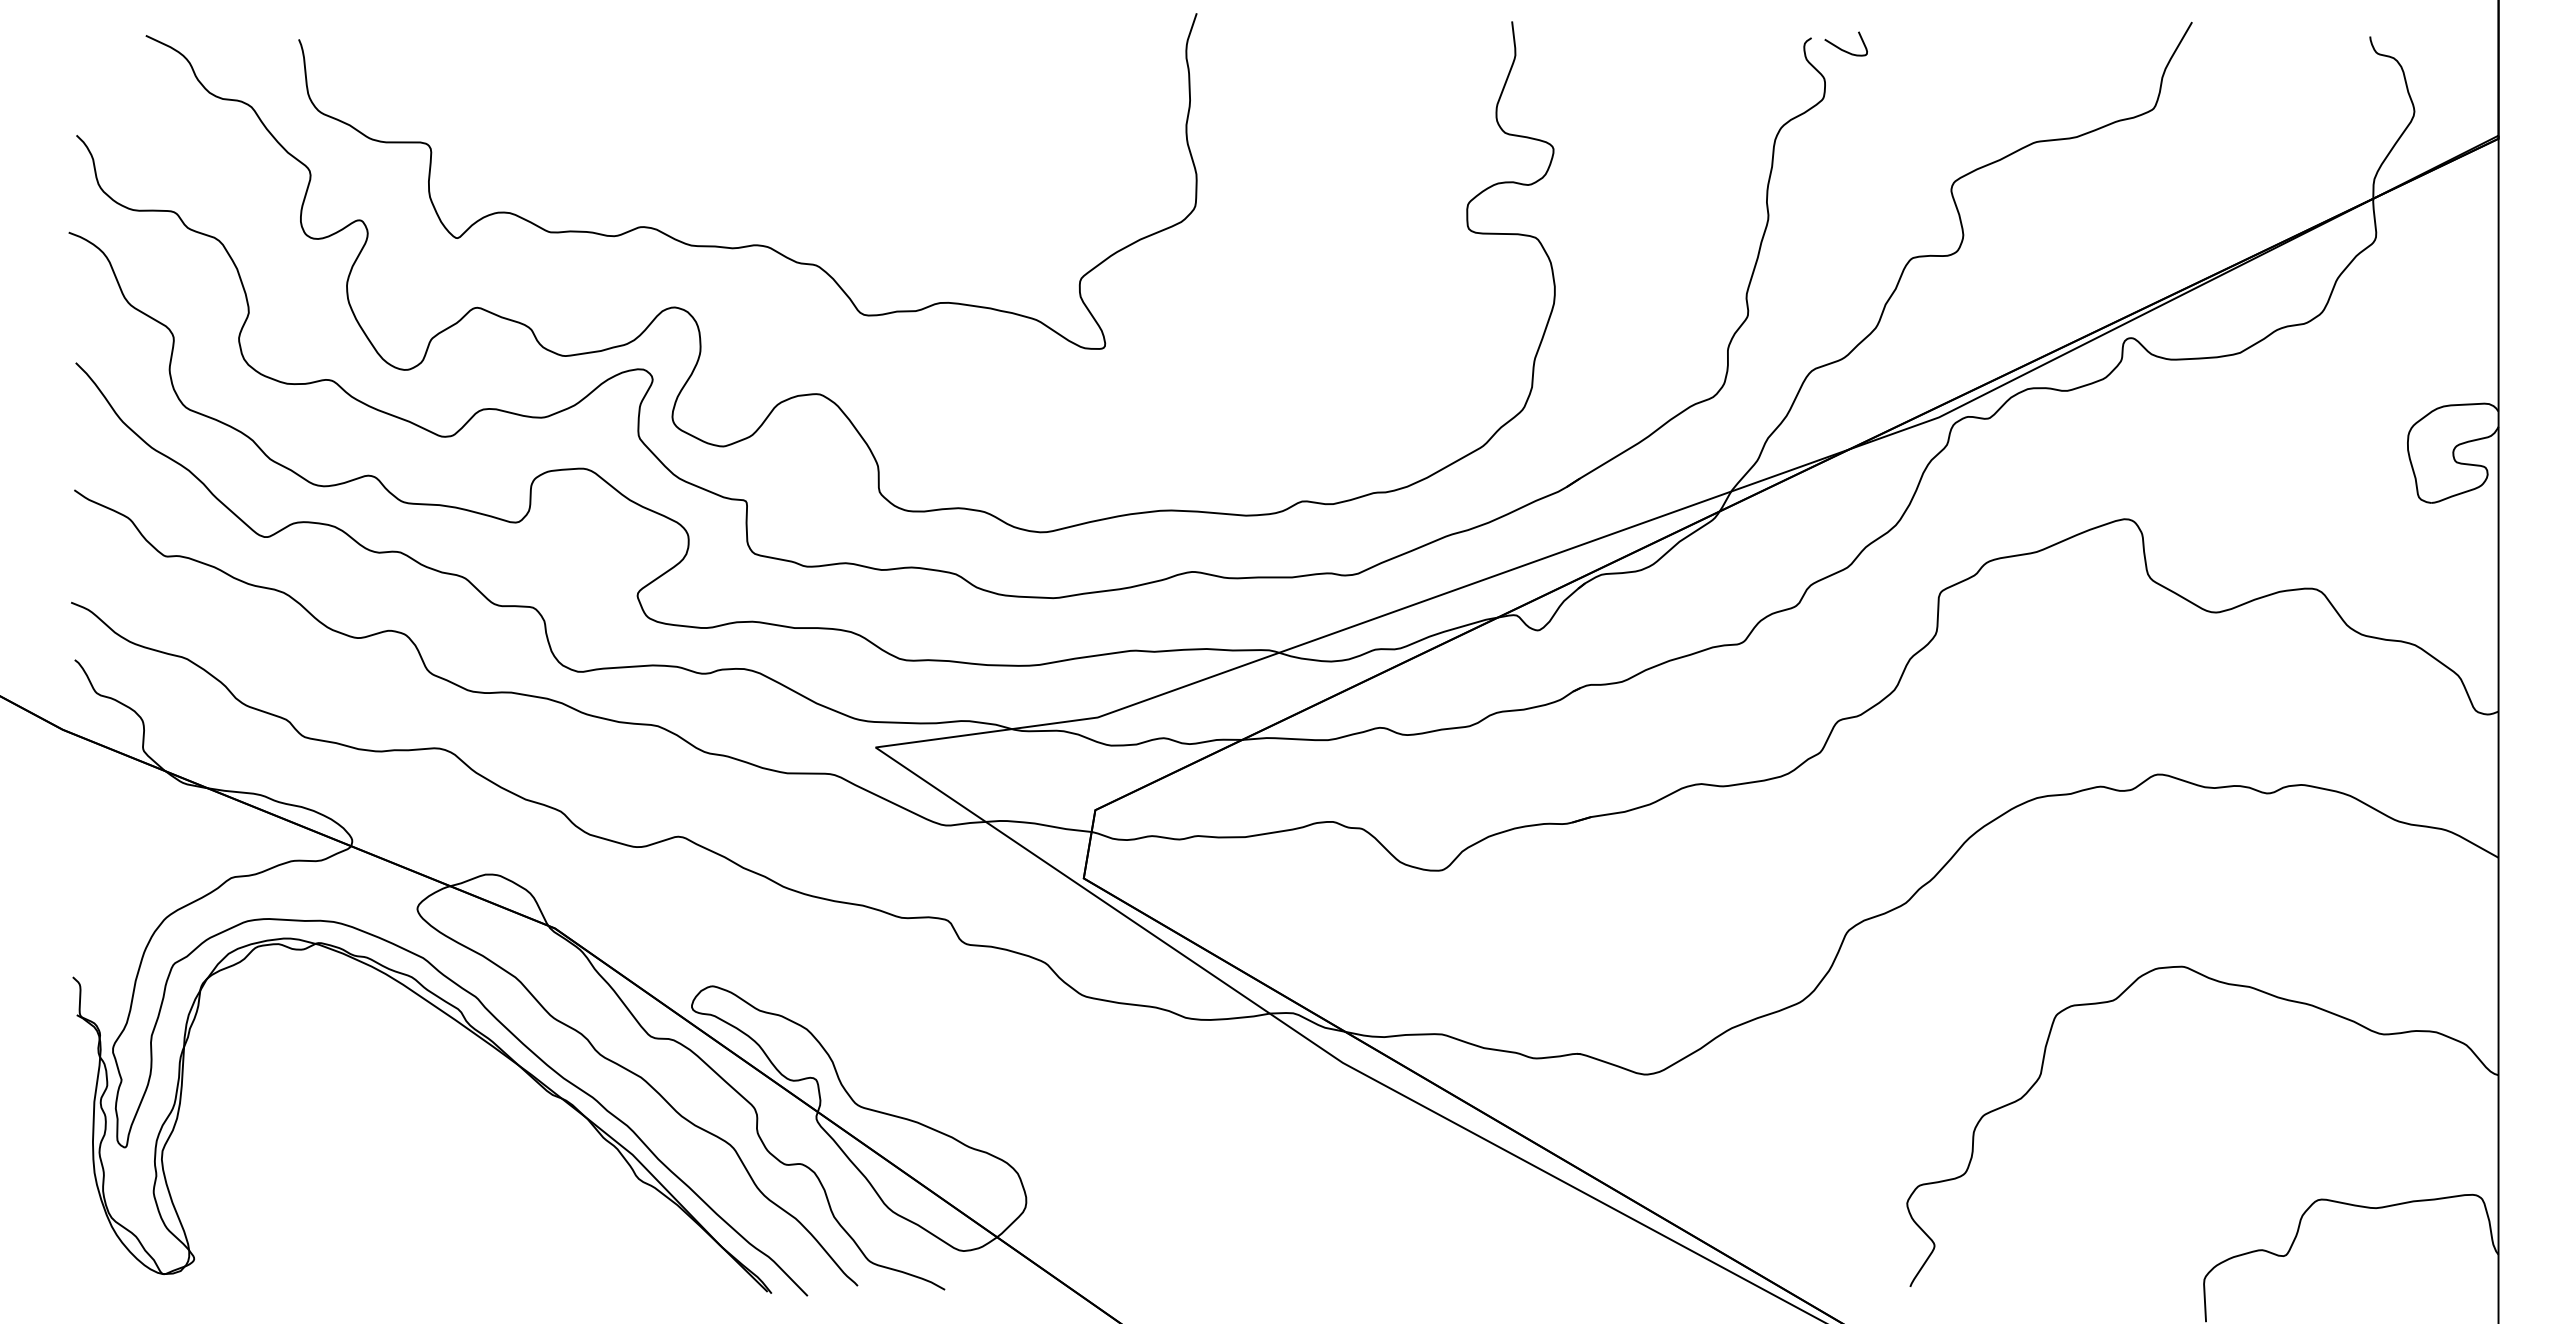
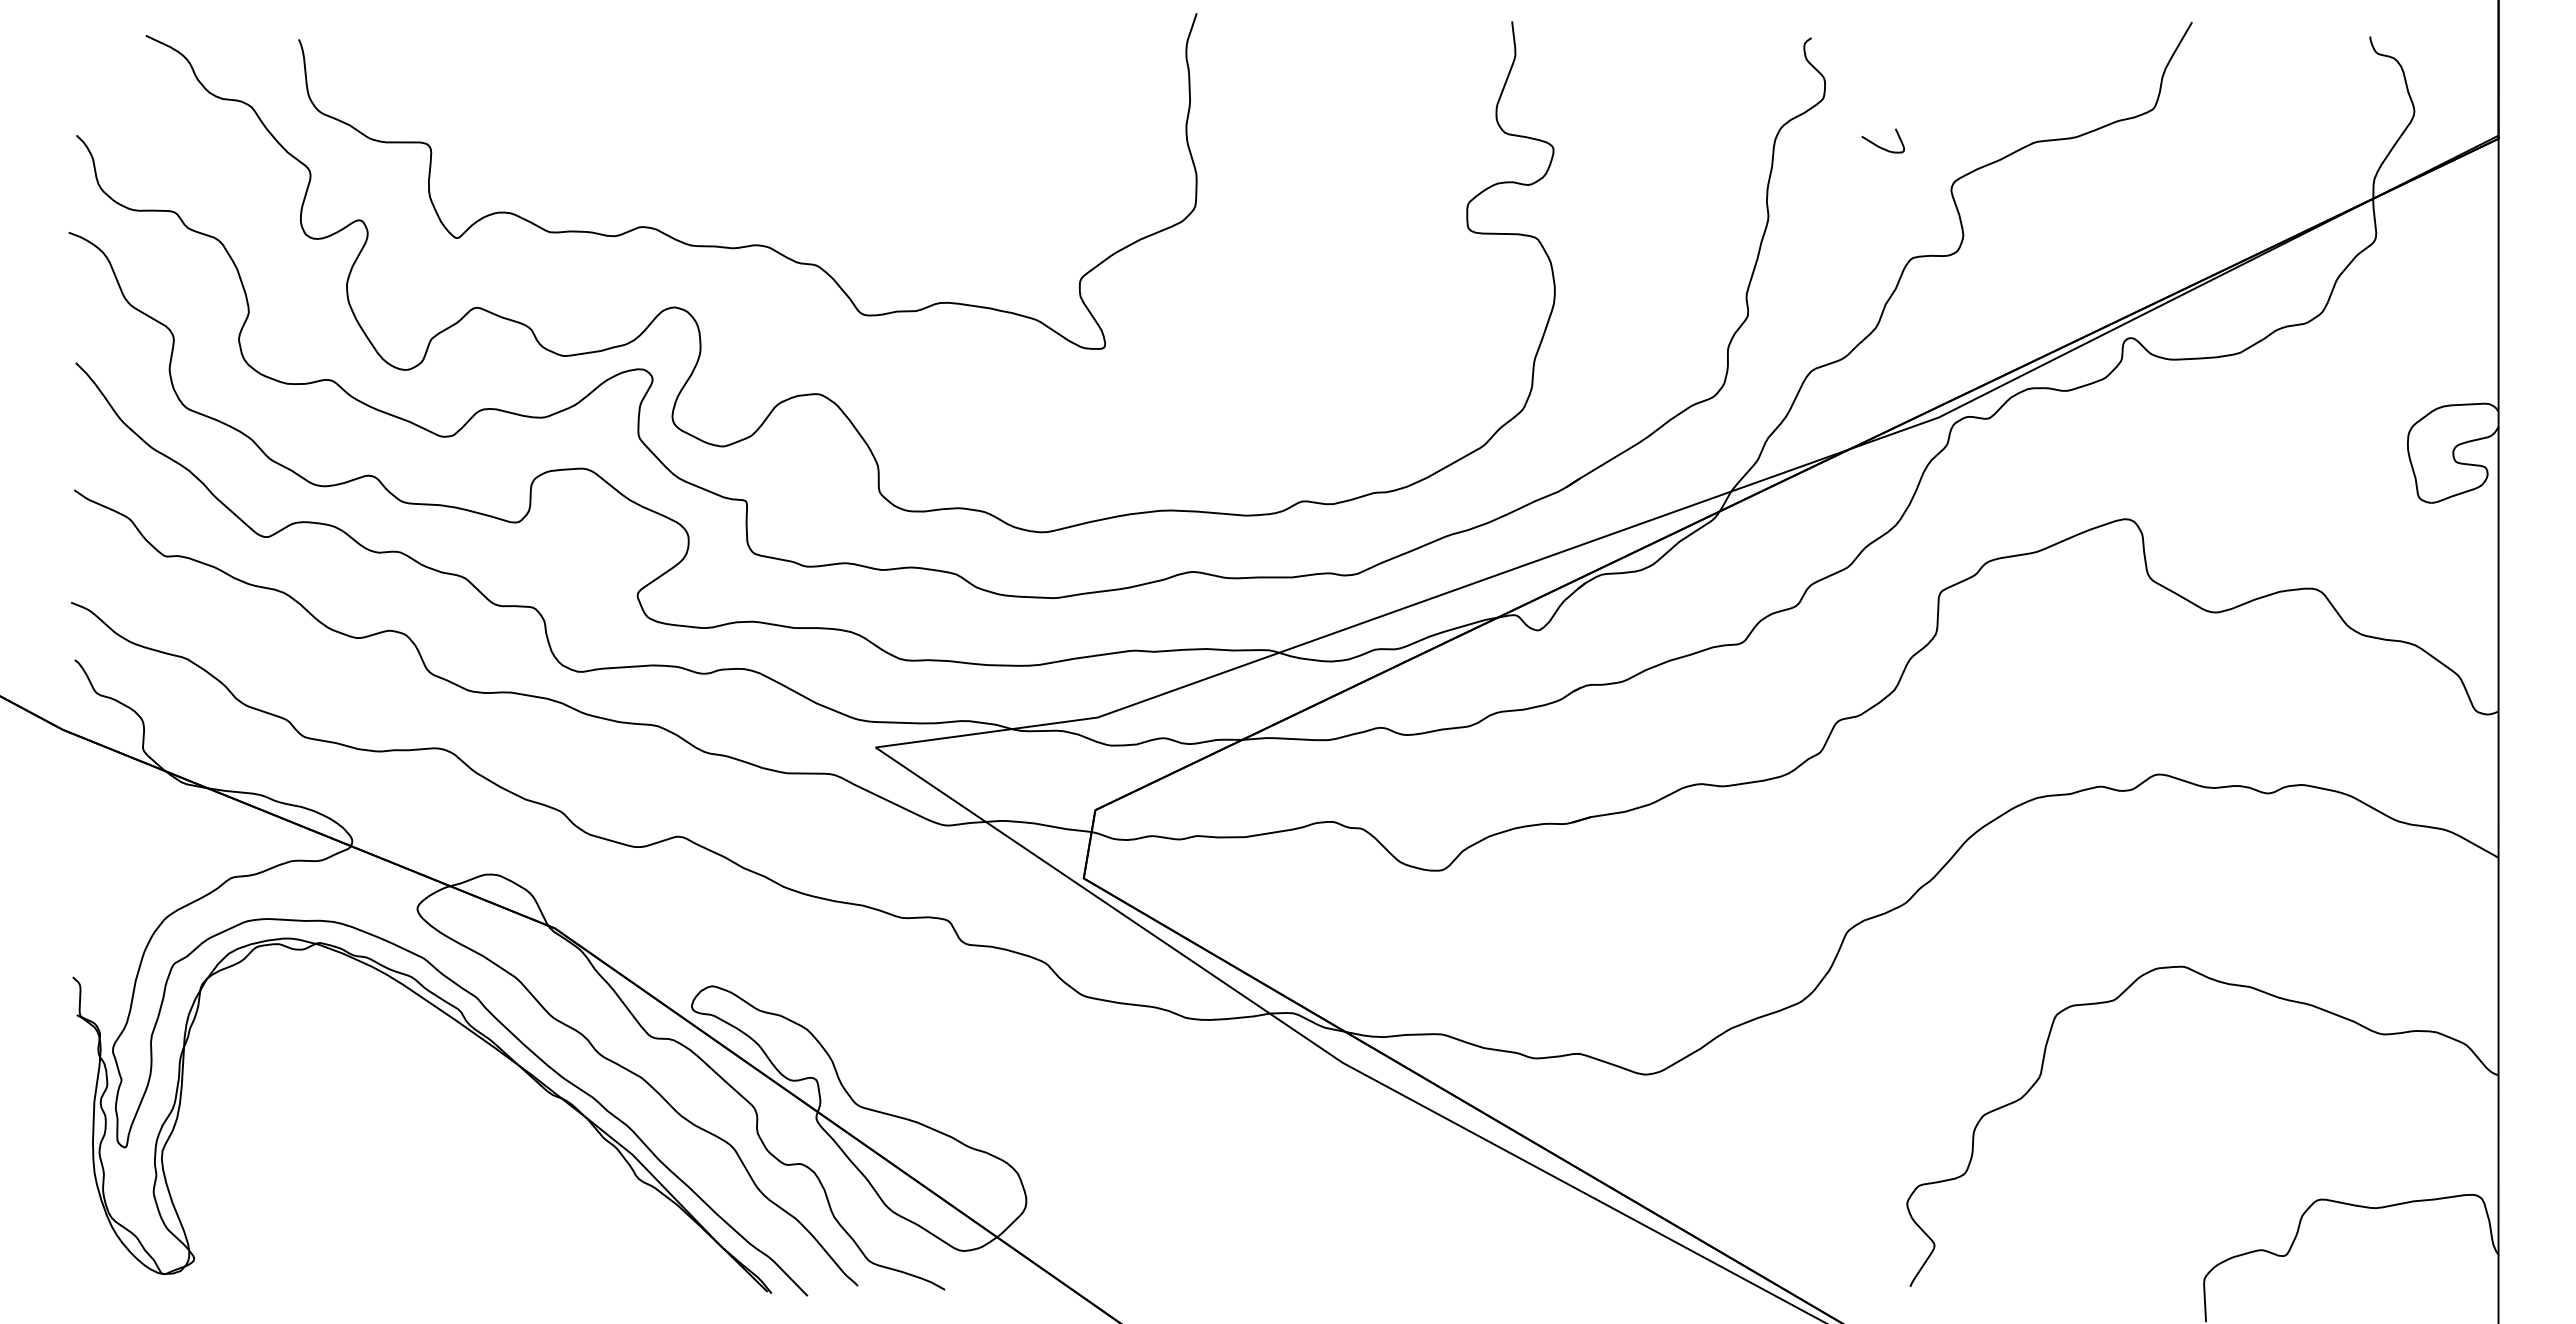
curve position: (1843, 49) -> (1880, 146) (1880, 146)
